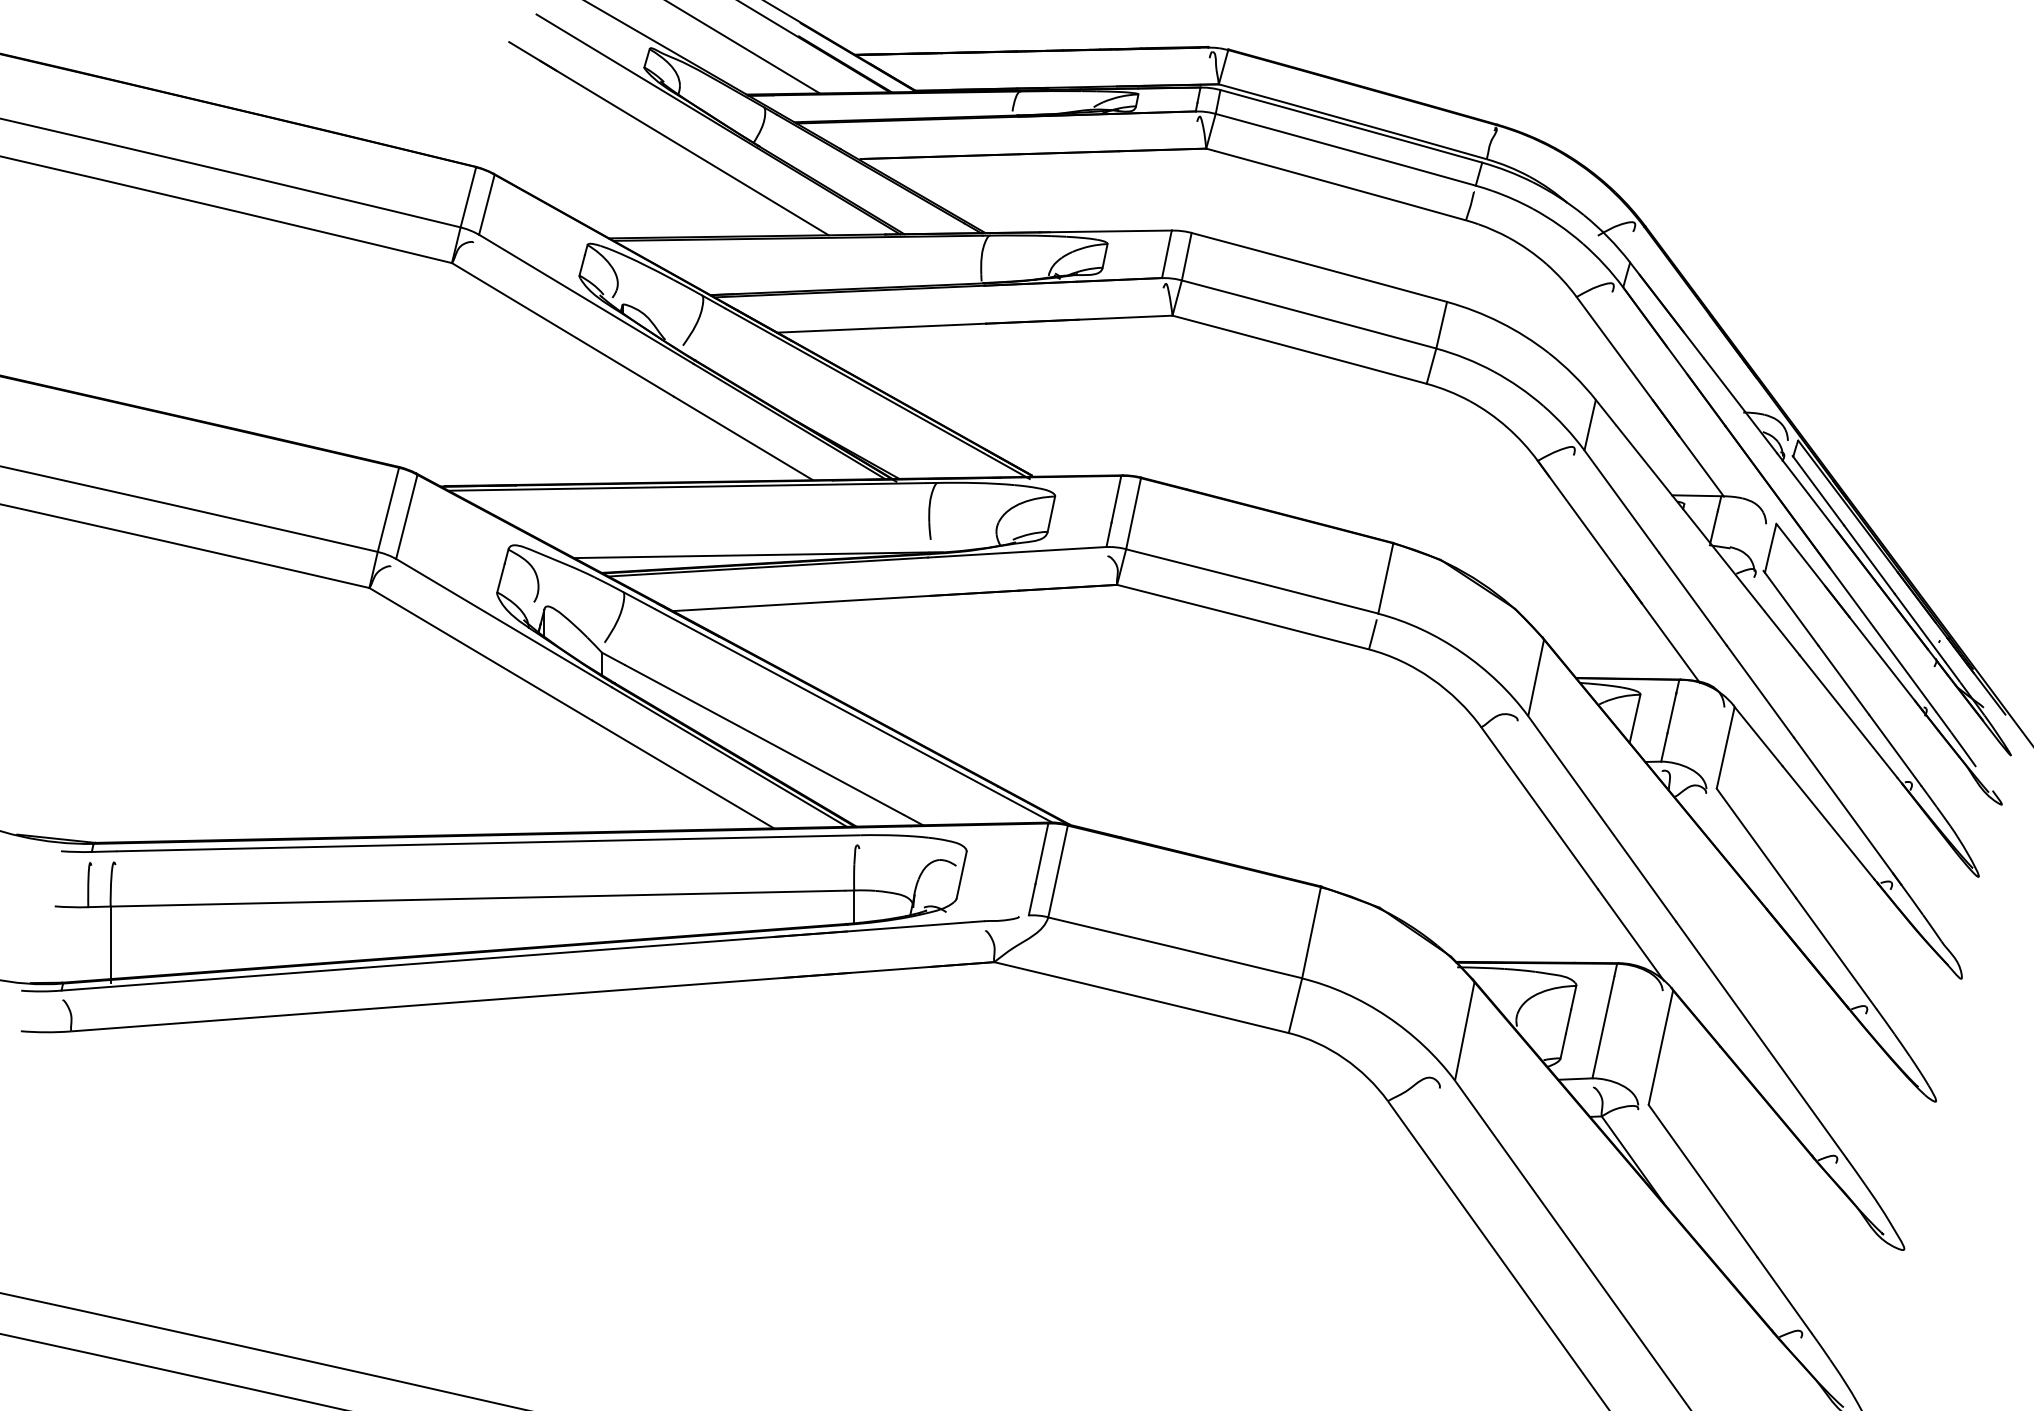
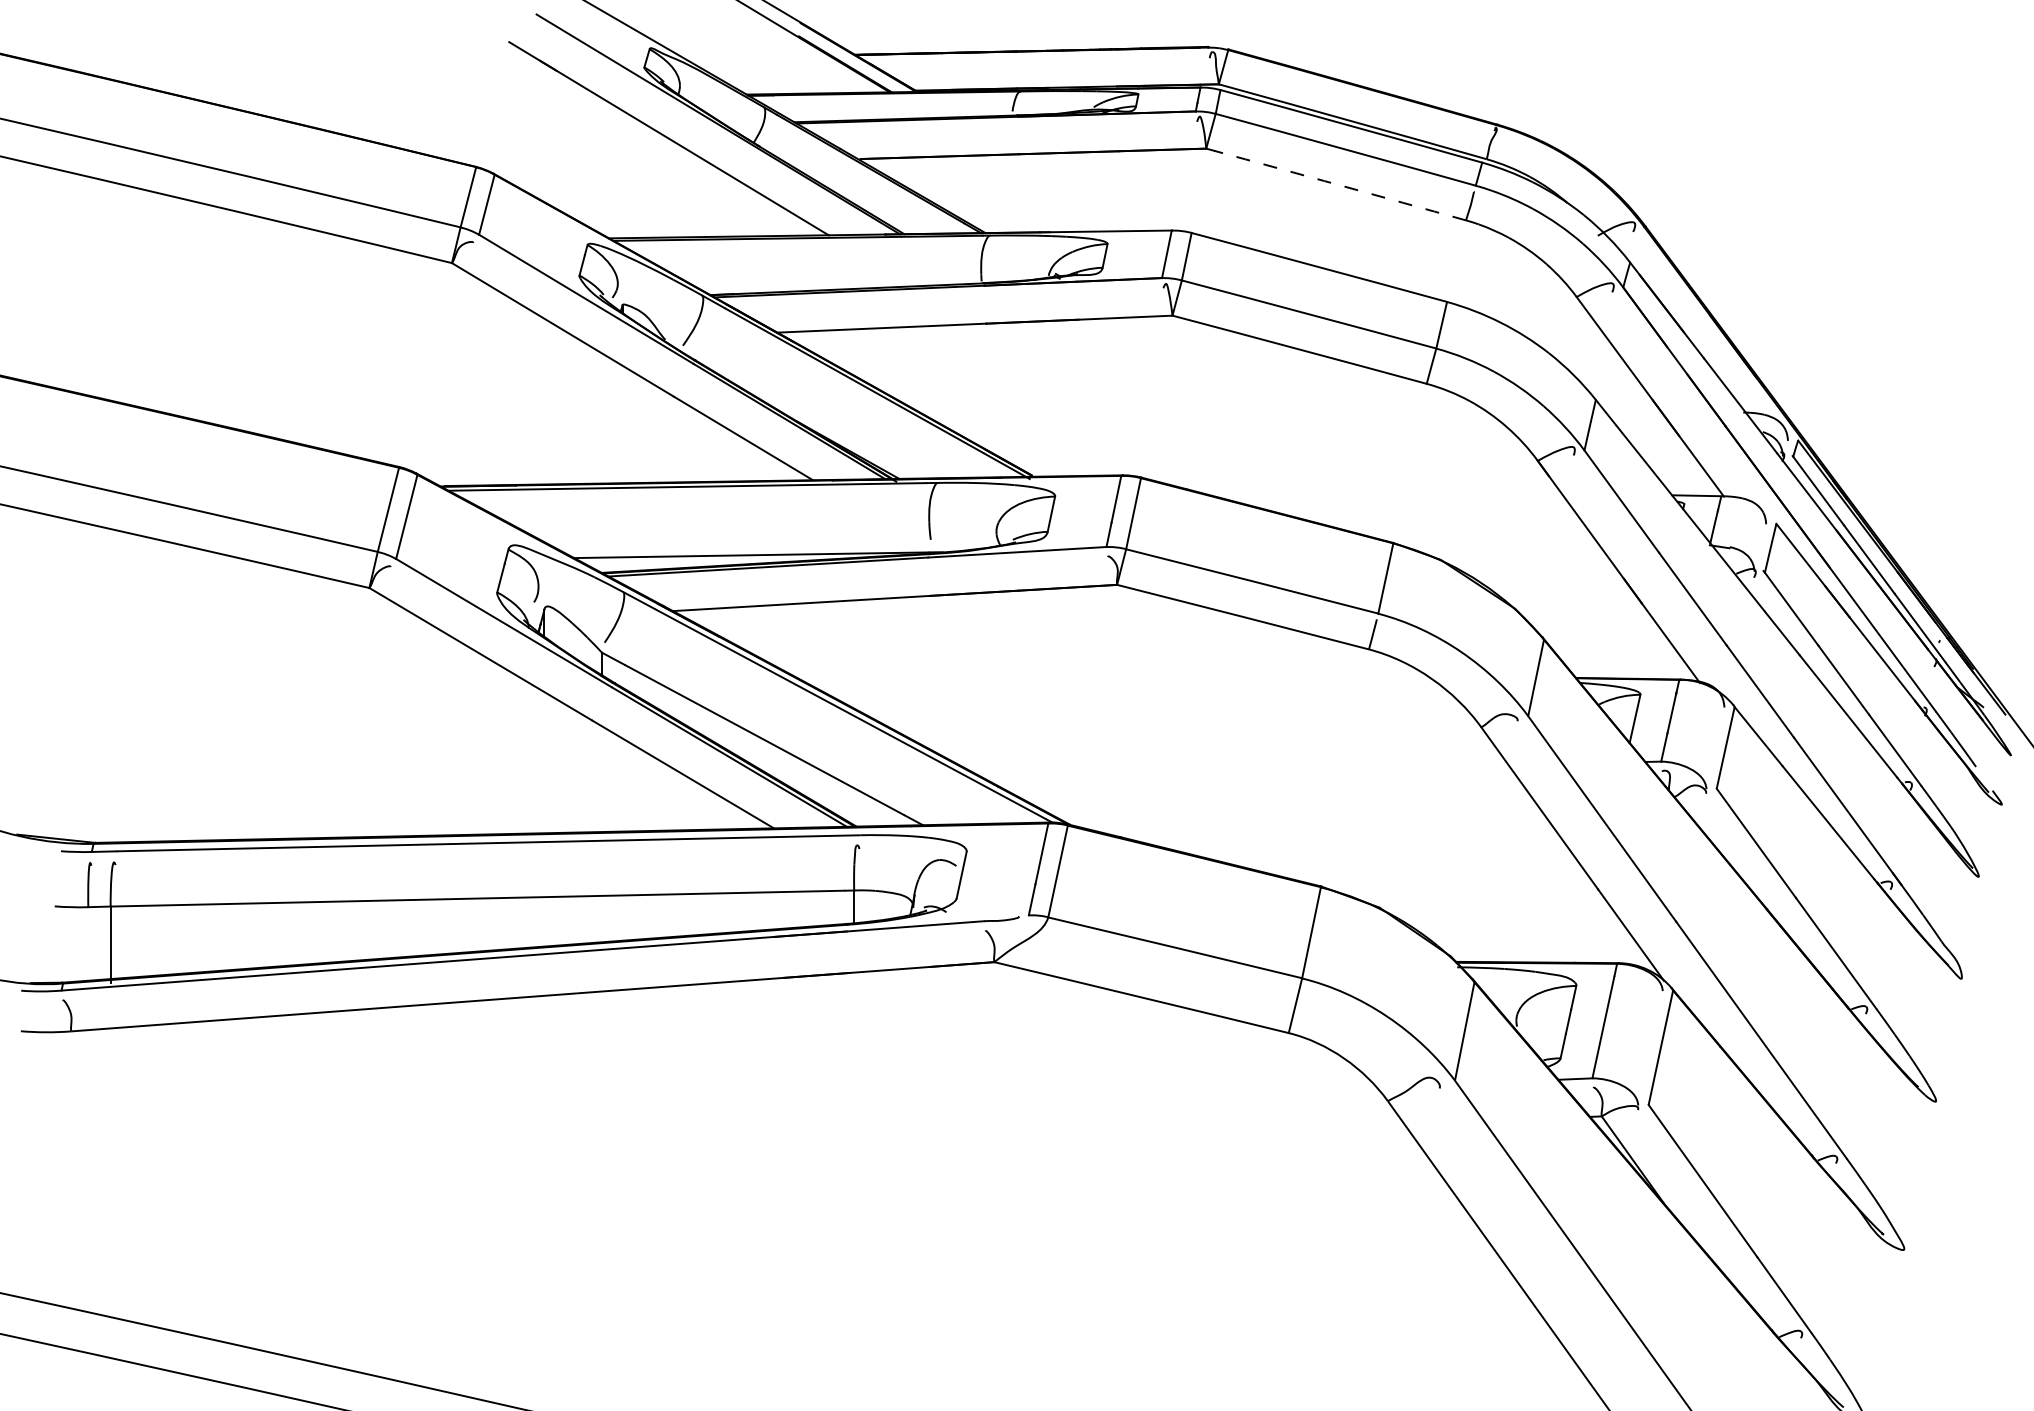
line: present -> none (743, 47)
arc: solid -> dashed (1340, 185)
